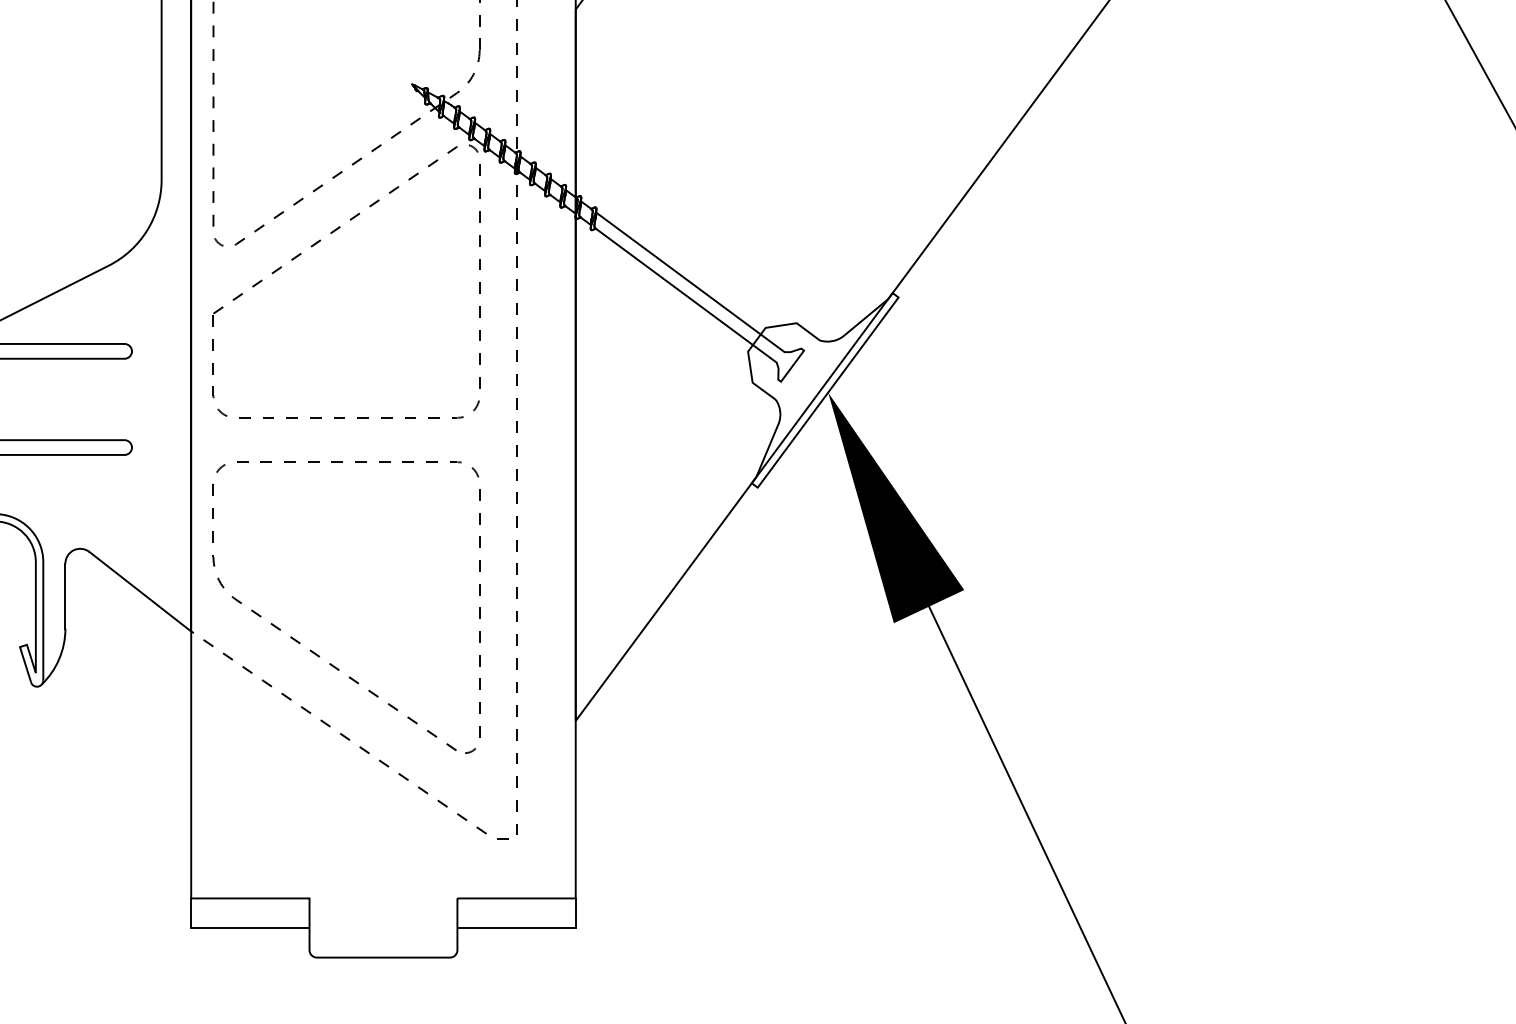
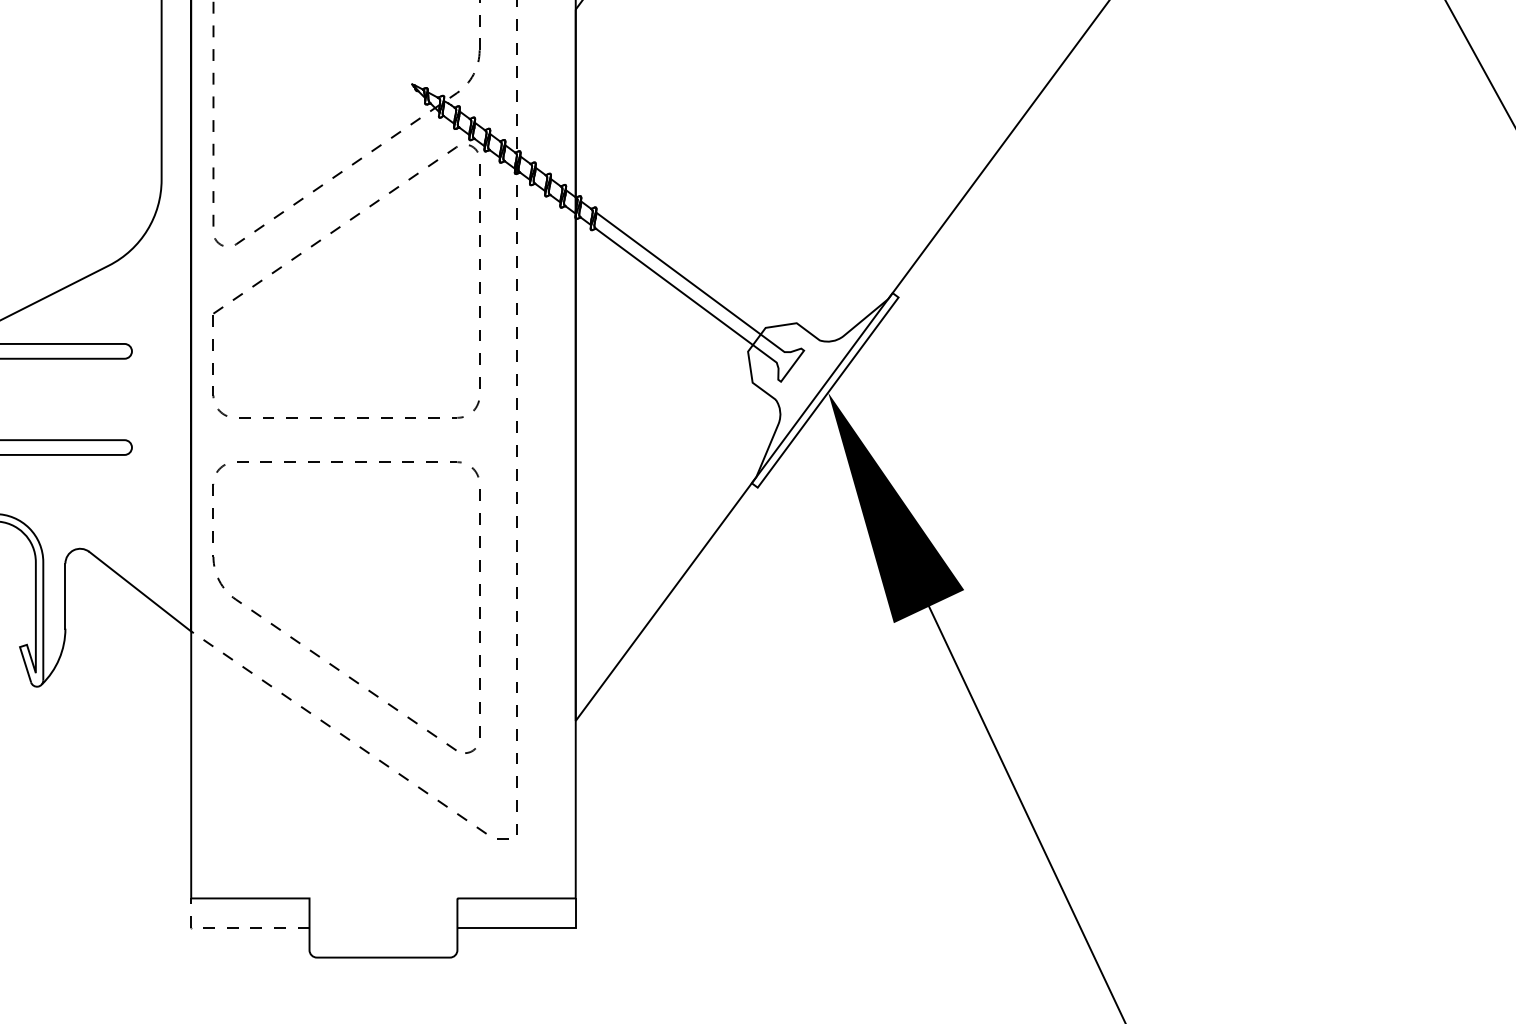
line: solid -> dashed (234, 928)
